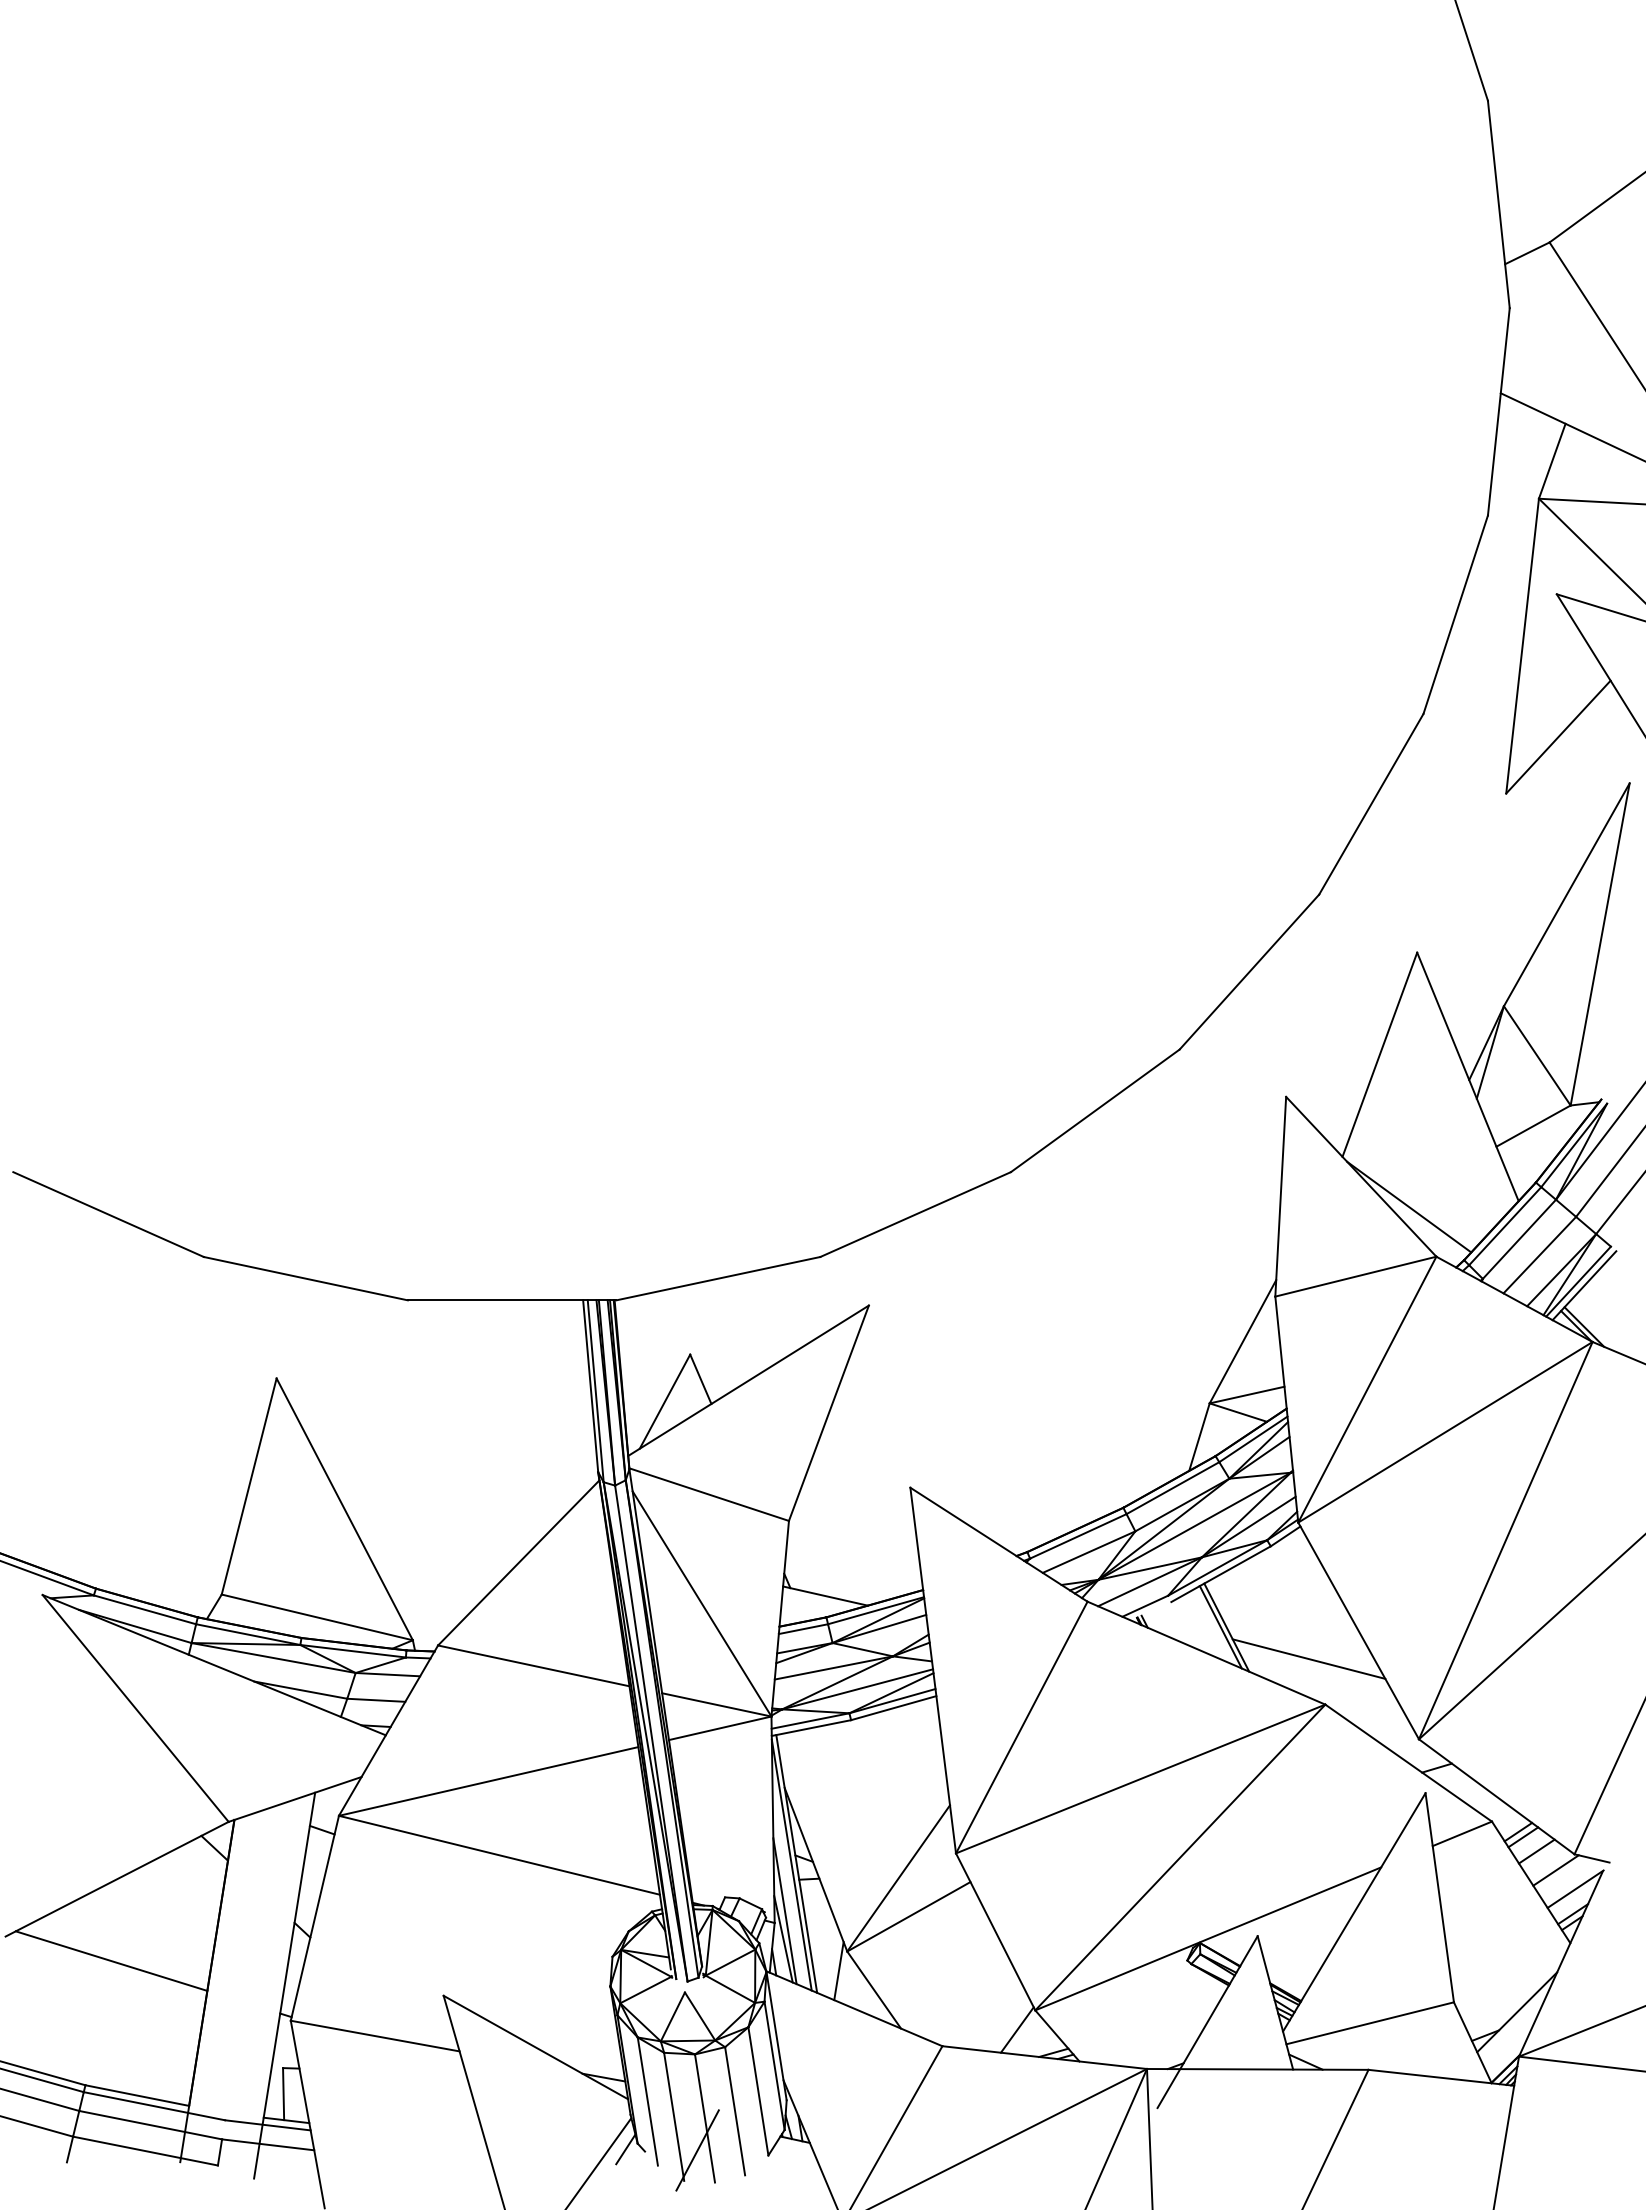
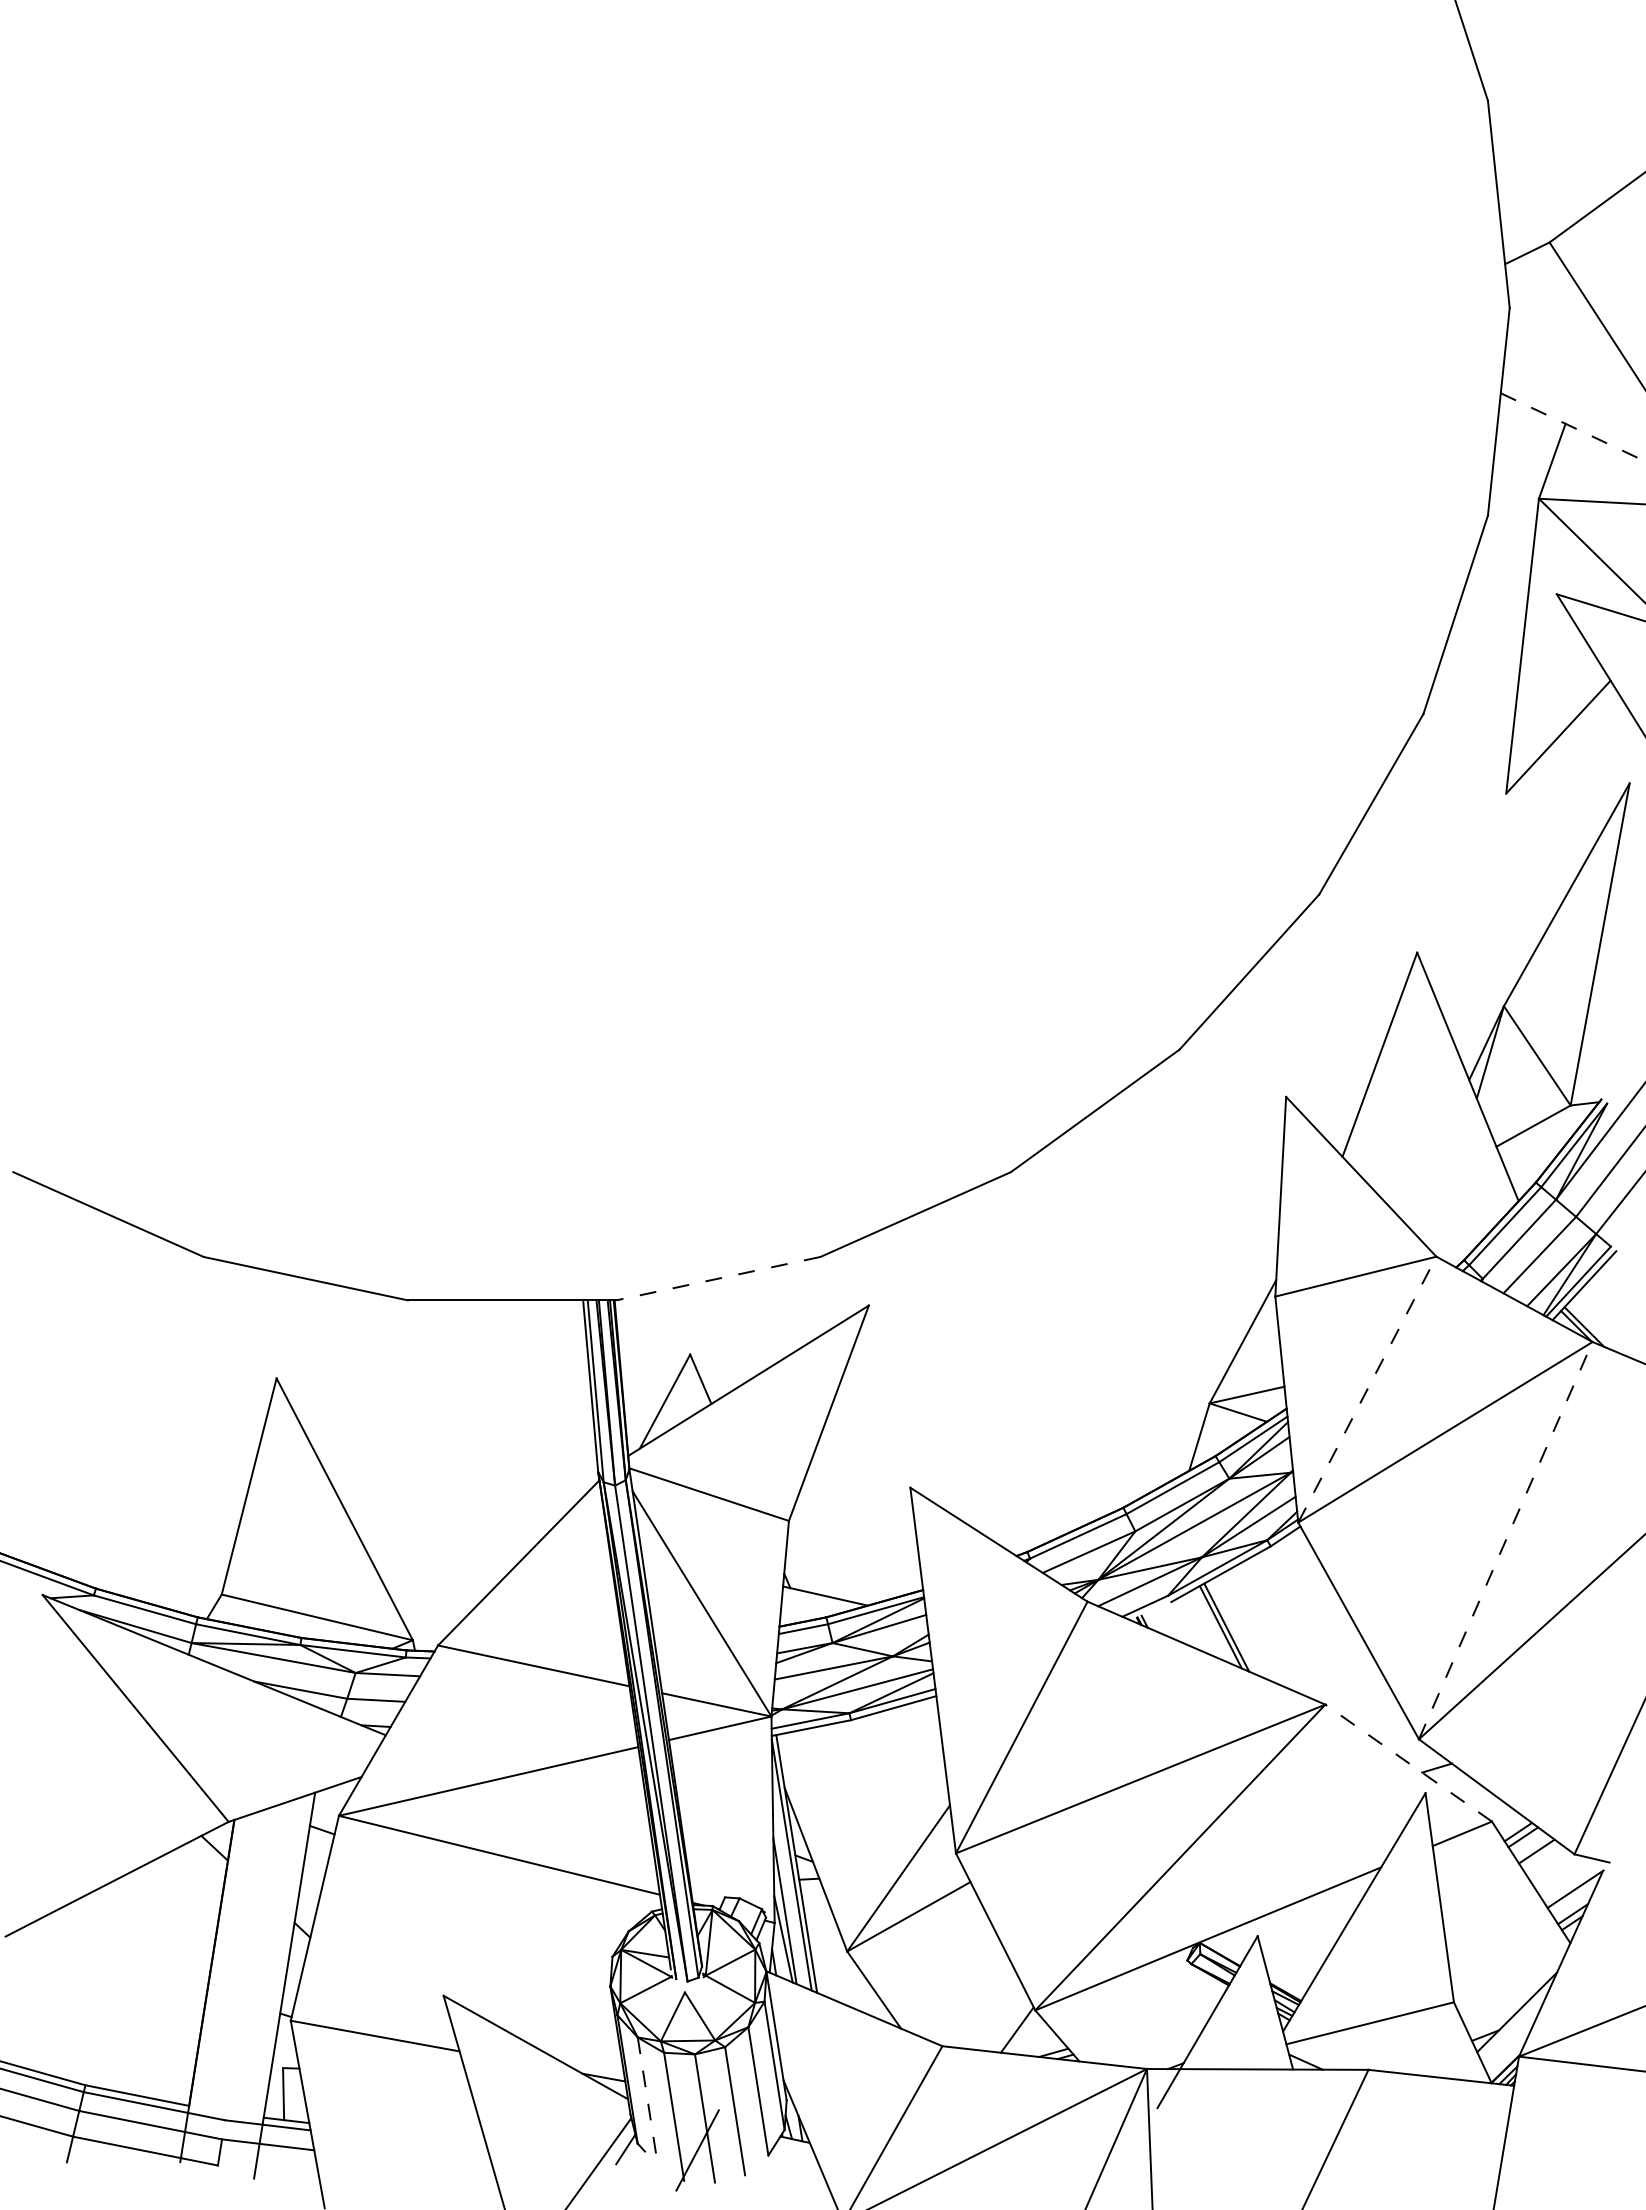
line: solid -> dashed (1573, 427)
line: present -> none (1409, 1206)
line: solid -> dashed (717, 1278)
line: solid -> dashed (1367, 1389)
line: solid -> dashed (1505, 1540)
line: present -> none (1308, 1658)
line: solid -> dashed (1408, 1763)
line: present -> none (1555, 1870)
line: present -> none (111, 1960)
line: present -> none (838, 1971)
line: solid -> dashed (647, 2101)
